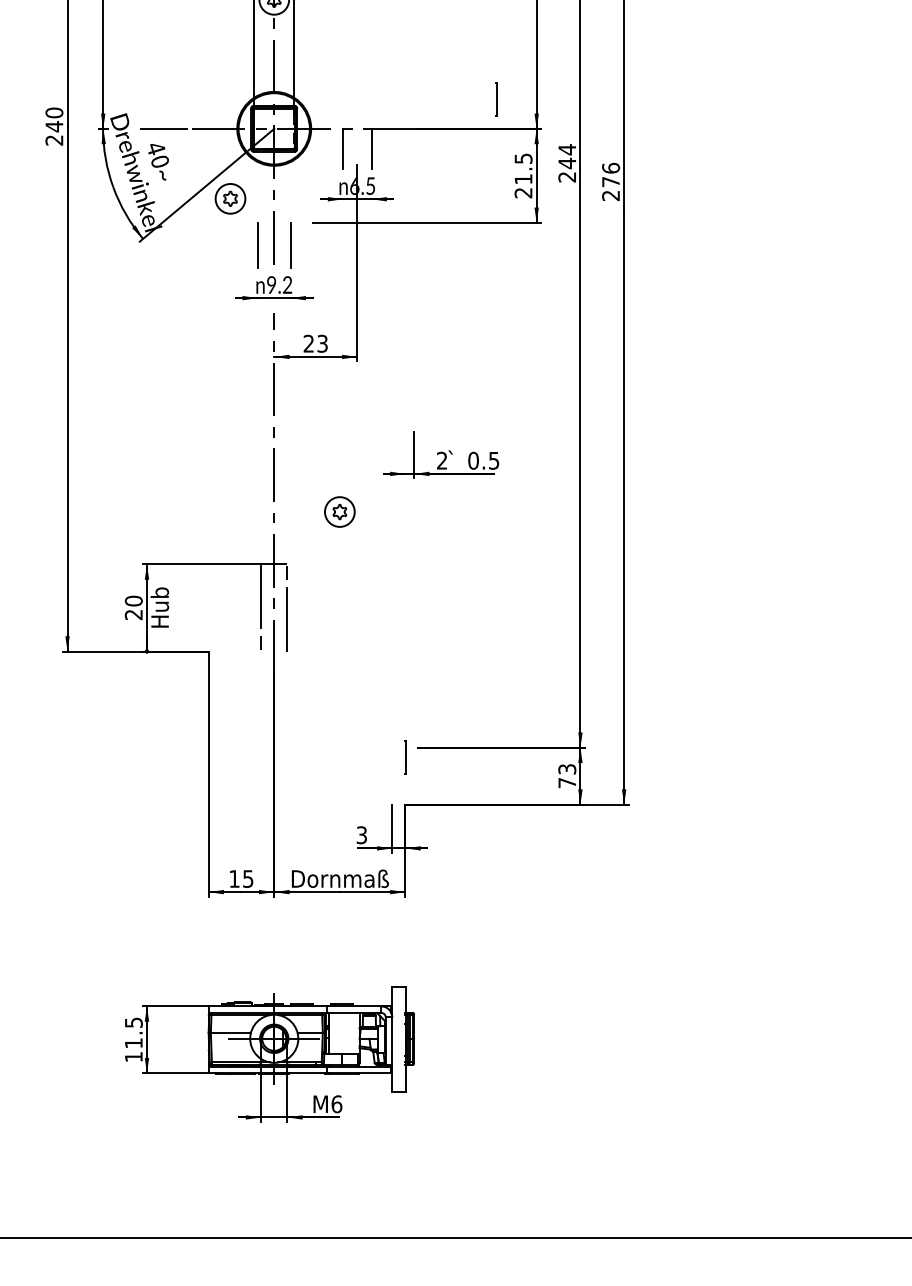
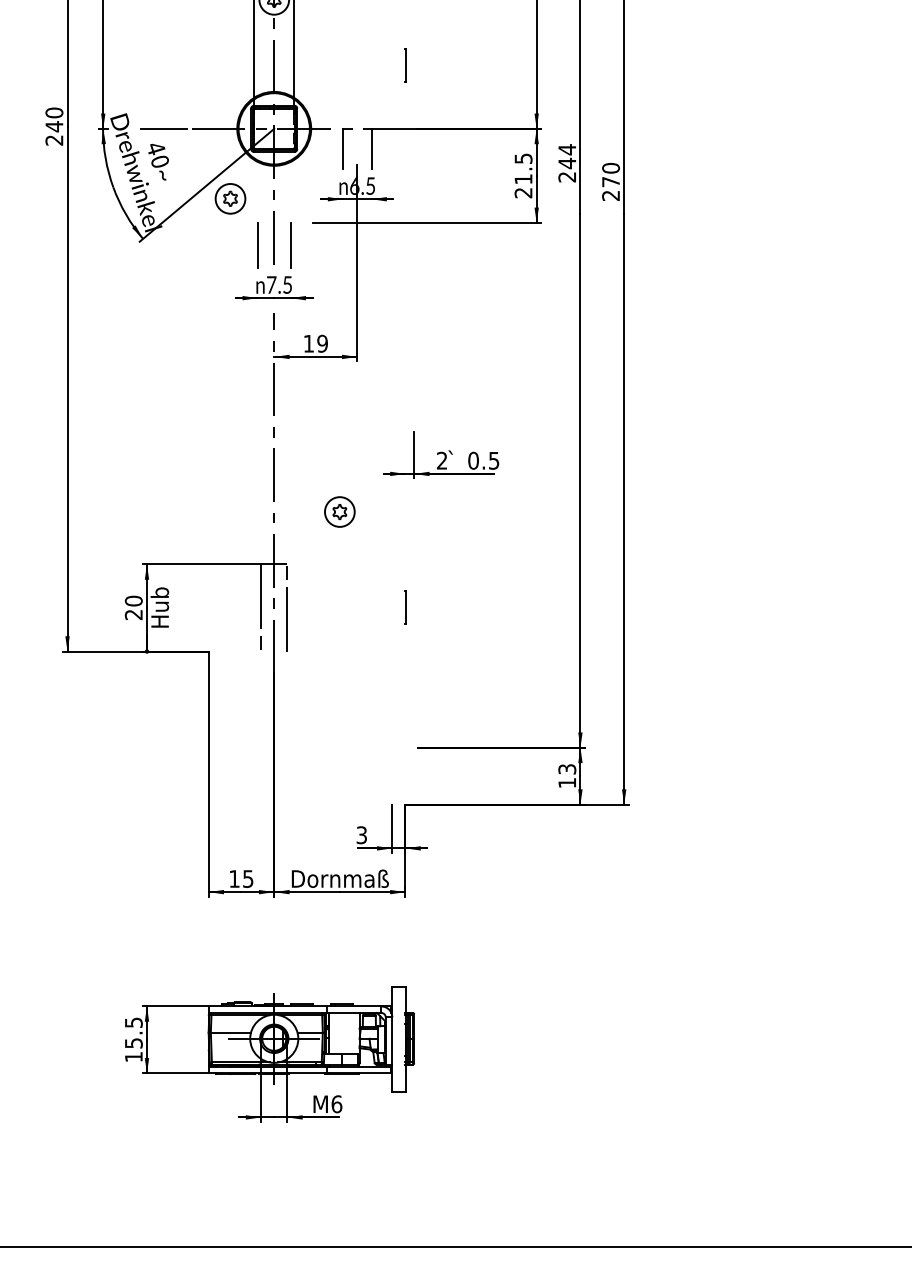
line position: (496, 99) -> (405, 65) (405, 65)
text: 276 -> 270 (610, 167)
text: 9.2 -> 7.5 (279, 284)
text: 23 -> 19 (315, 343)
line position: (405, 757) -> (405, 607) (405, 607)
text: 73 -> 13 (566, 783)
text: 11.5 -> 15.5 (133, 1043)
line position: (455, 1238) -> (455, 1247) (455, 1247)
